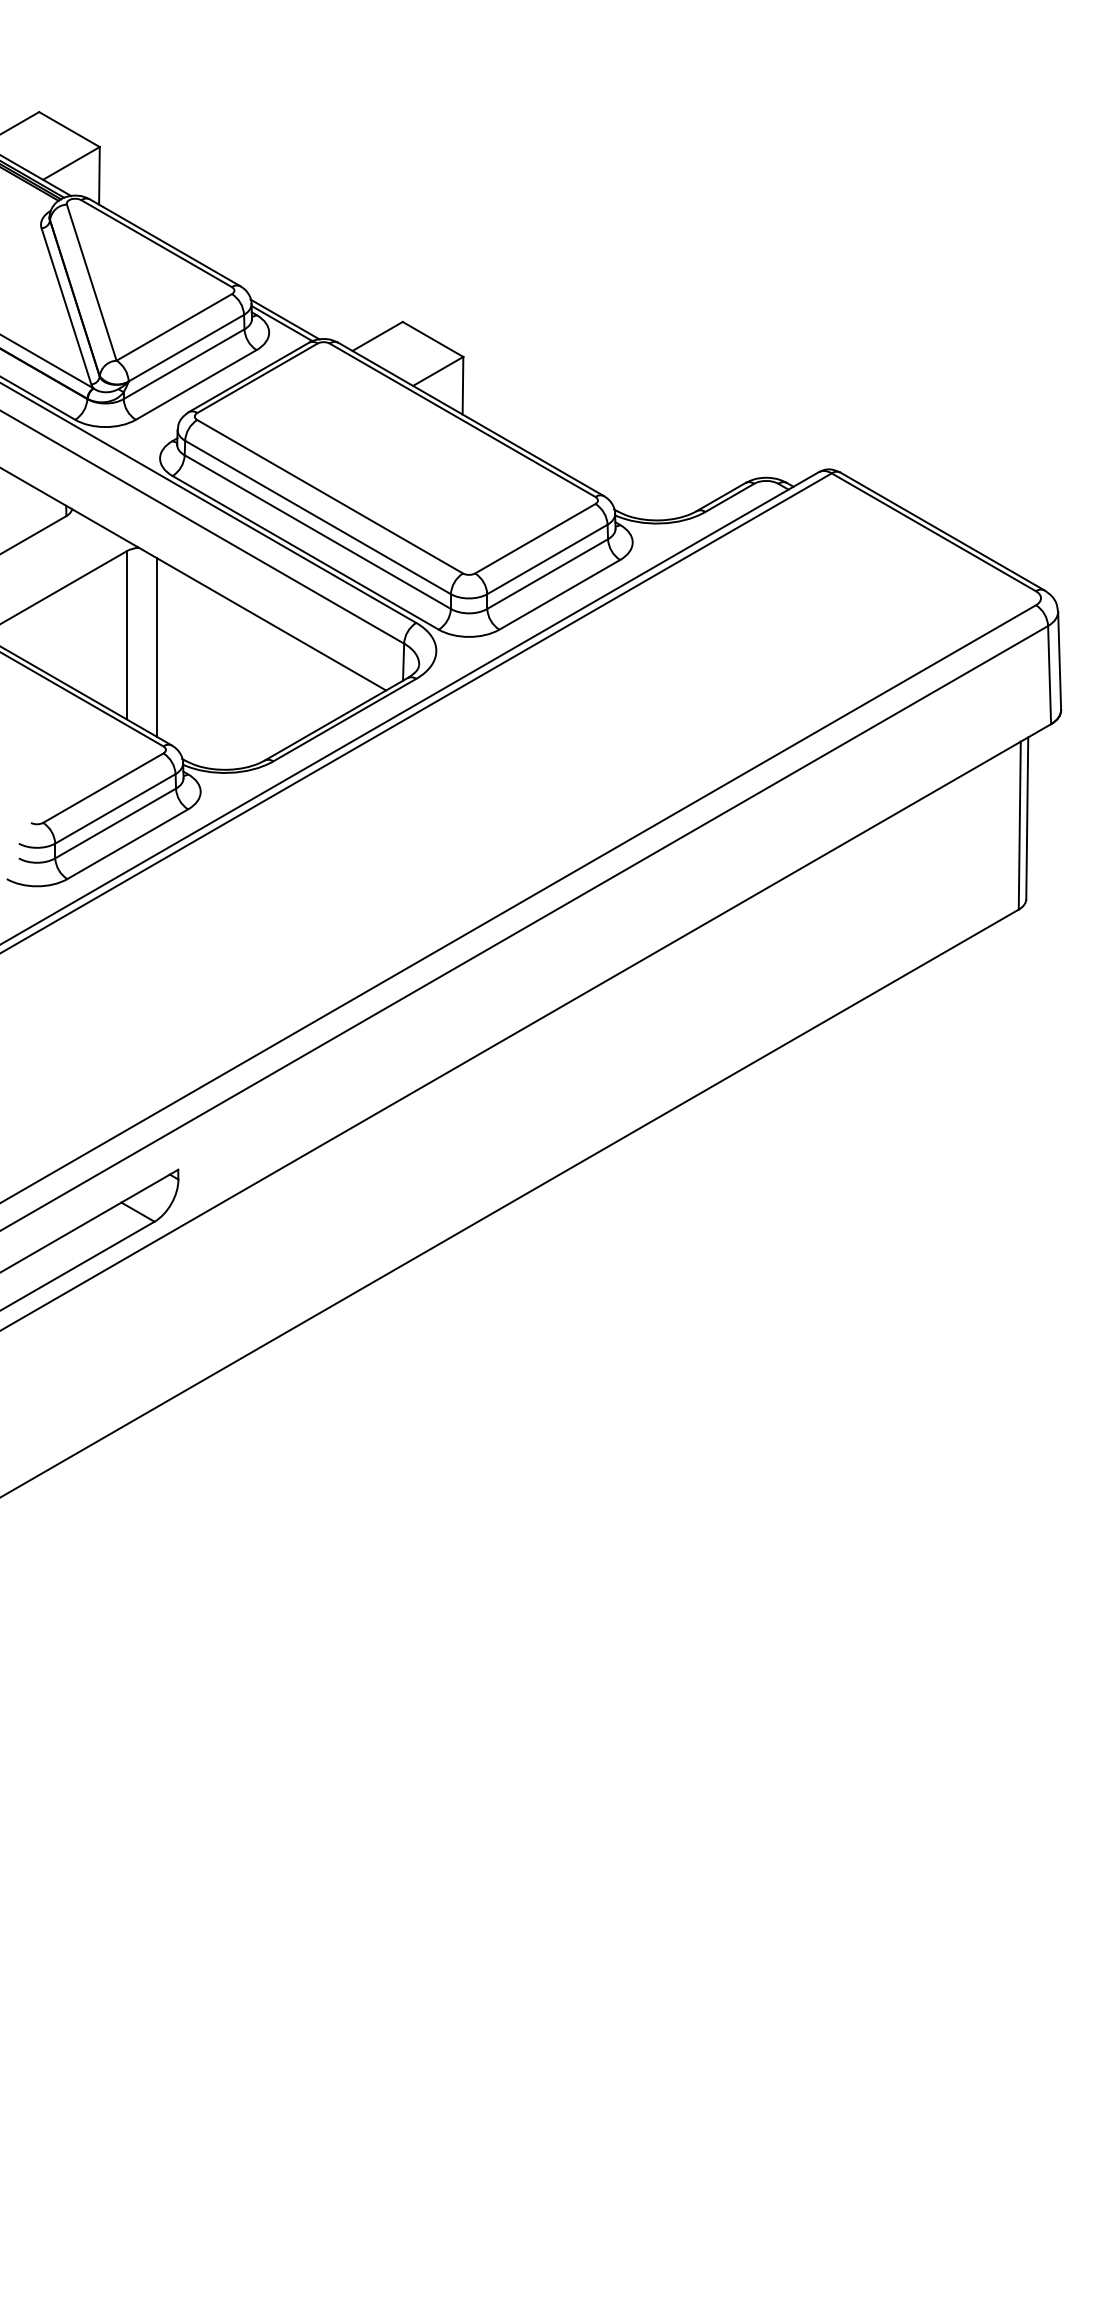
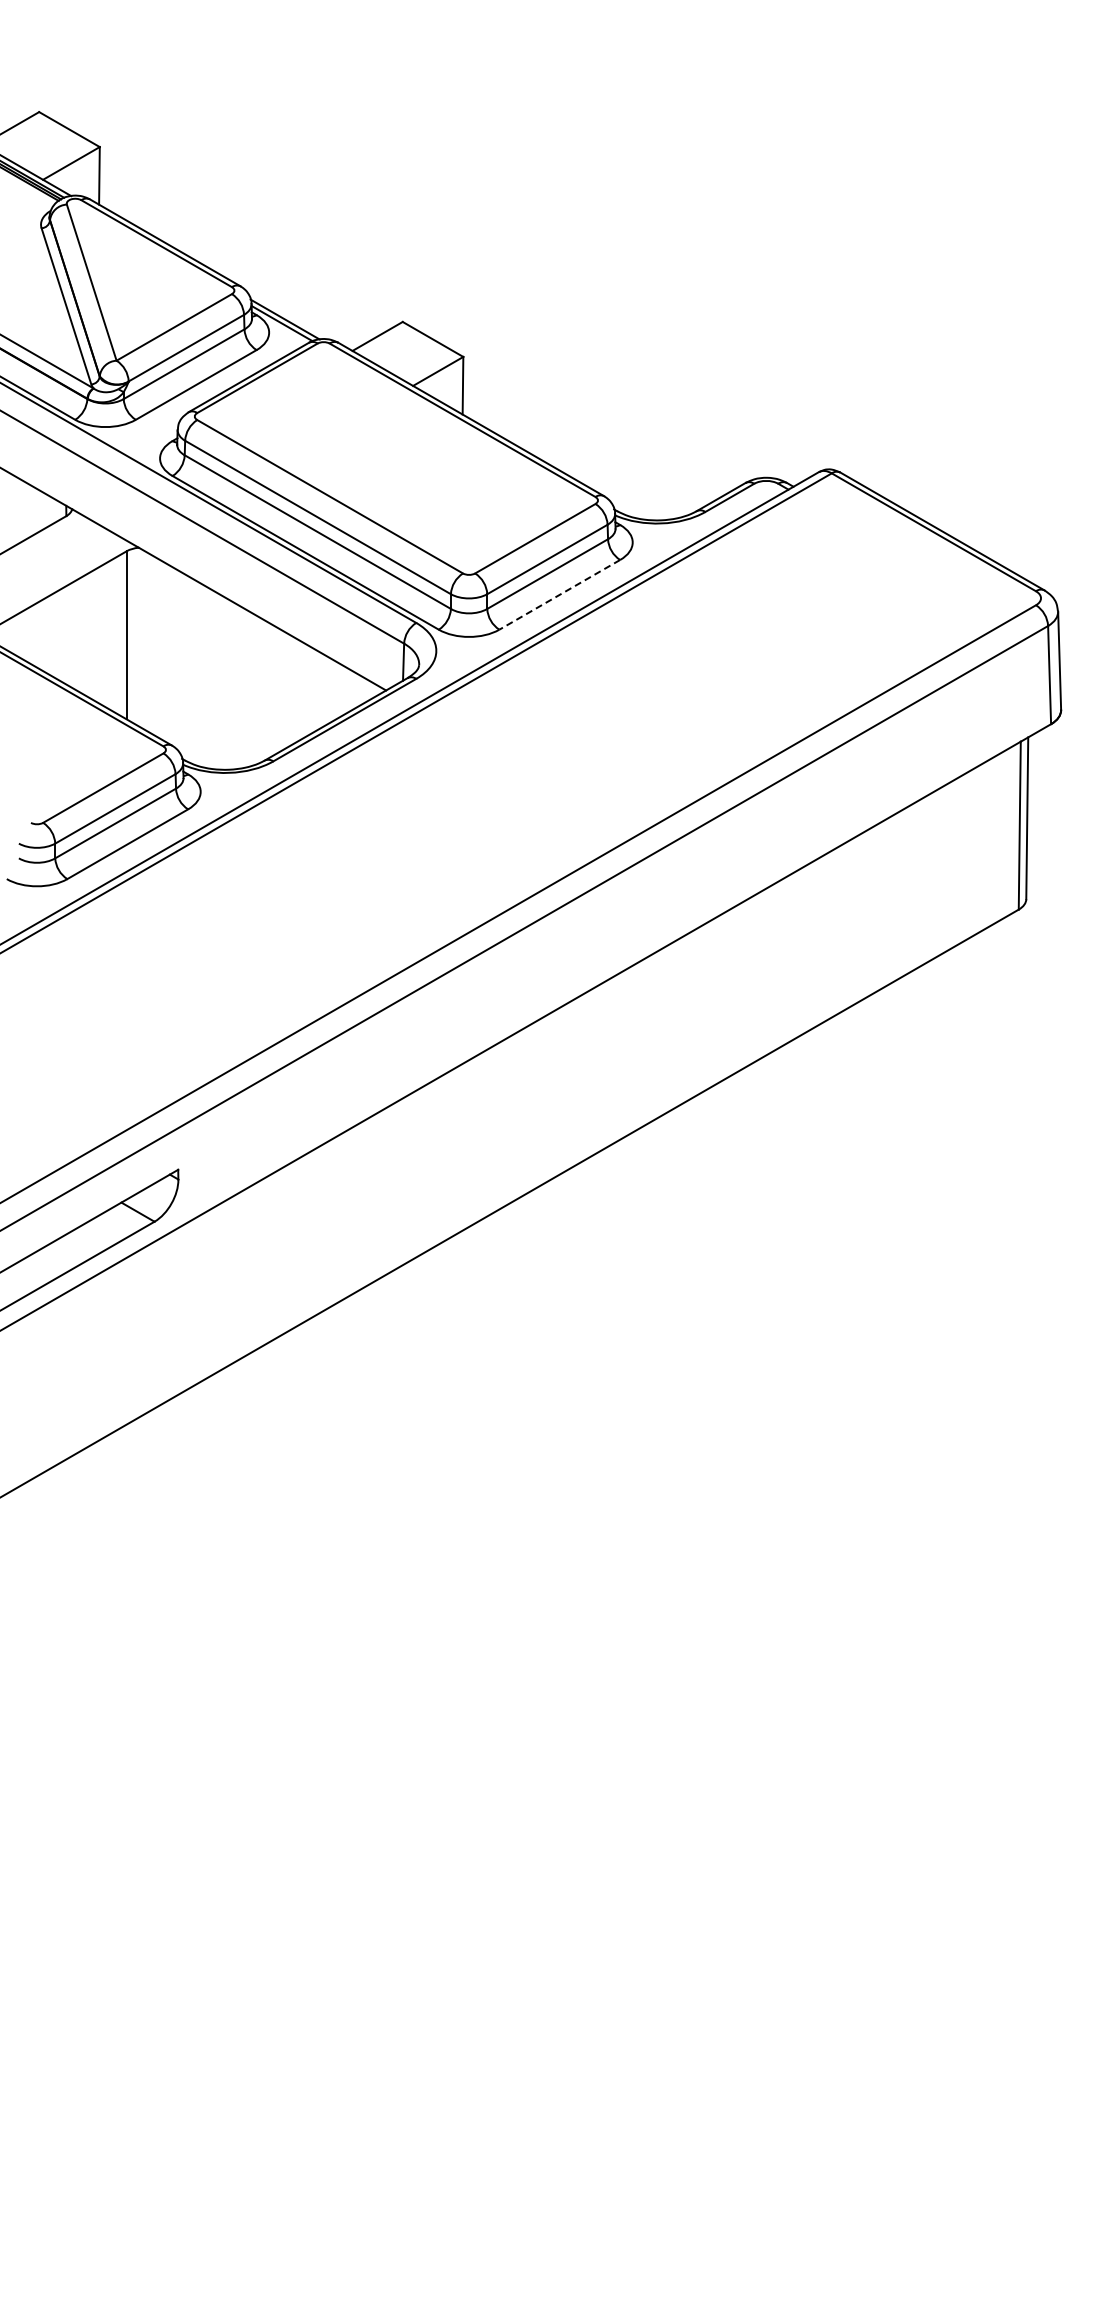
line: solid -> dashed (559, 594)
line: present -> none (157, 647)
